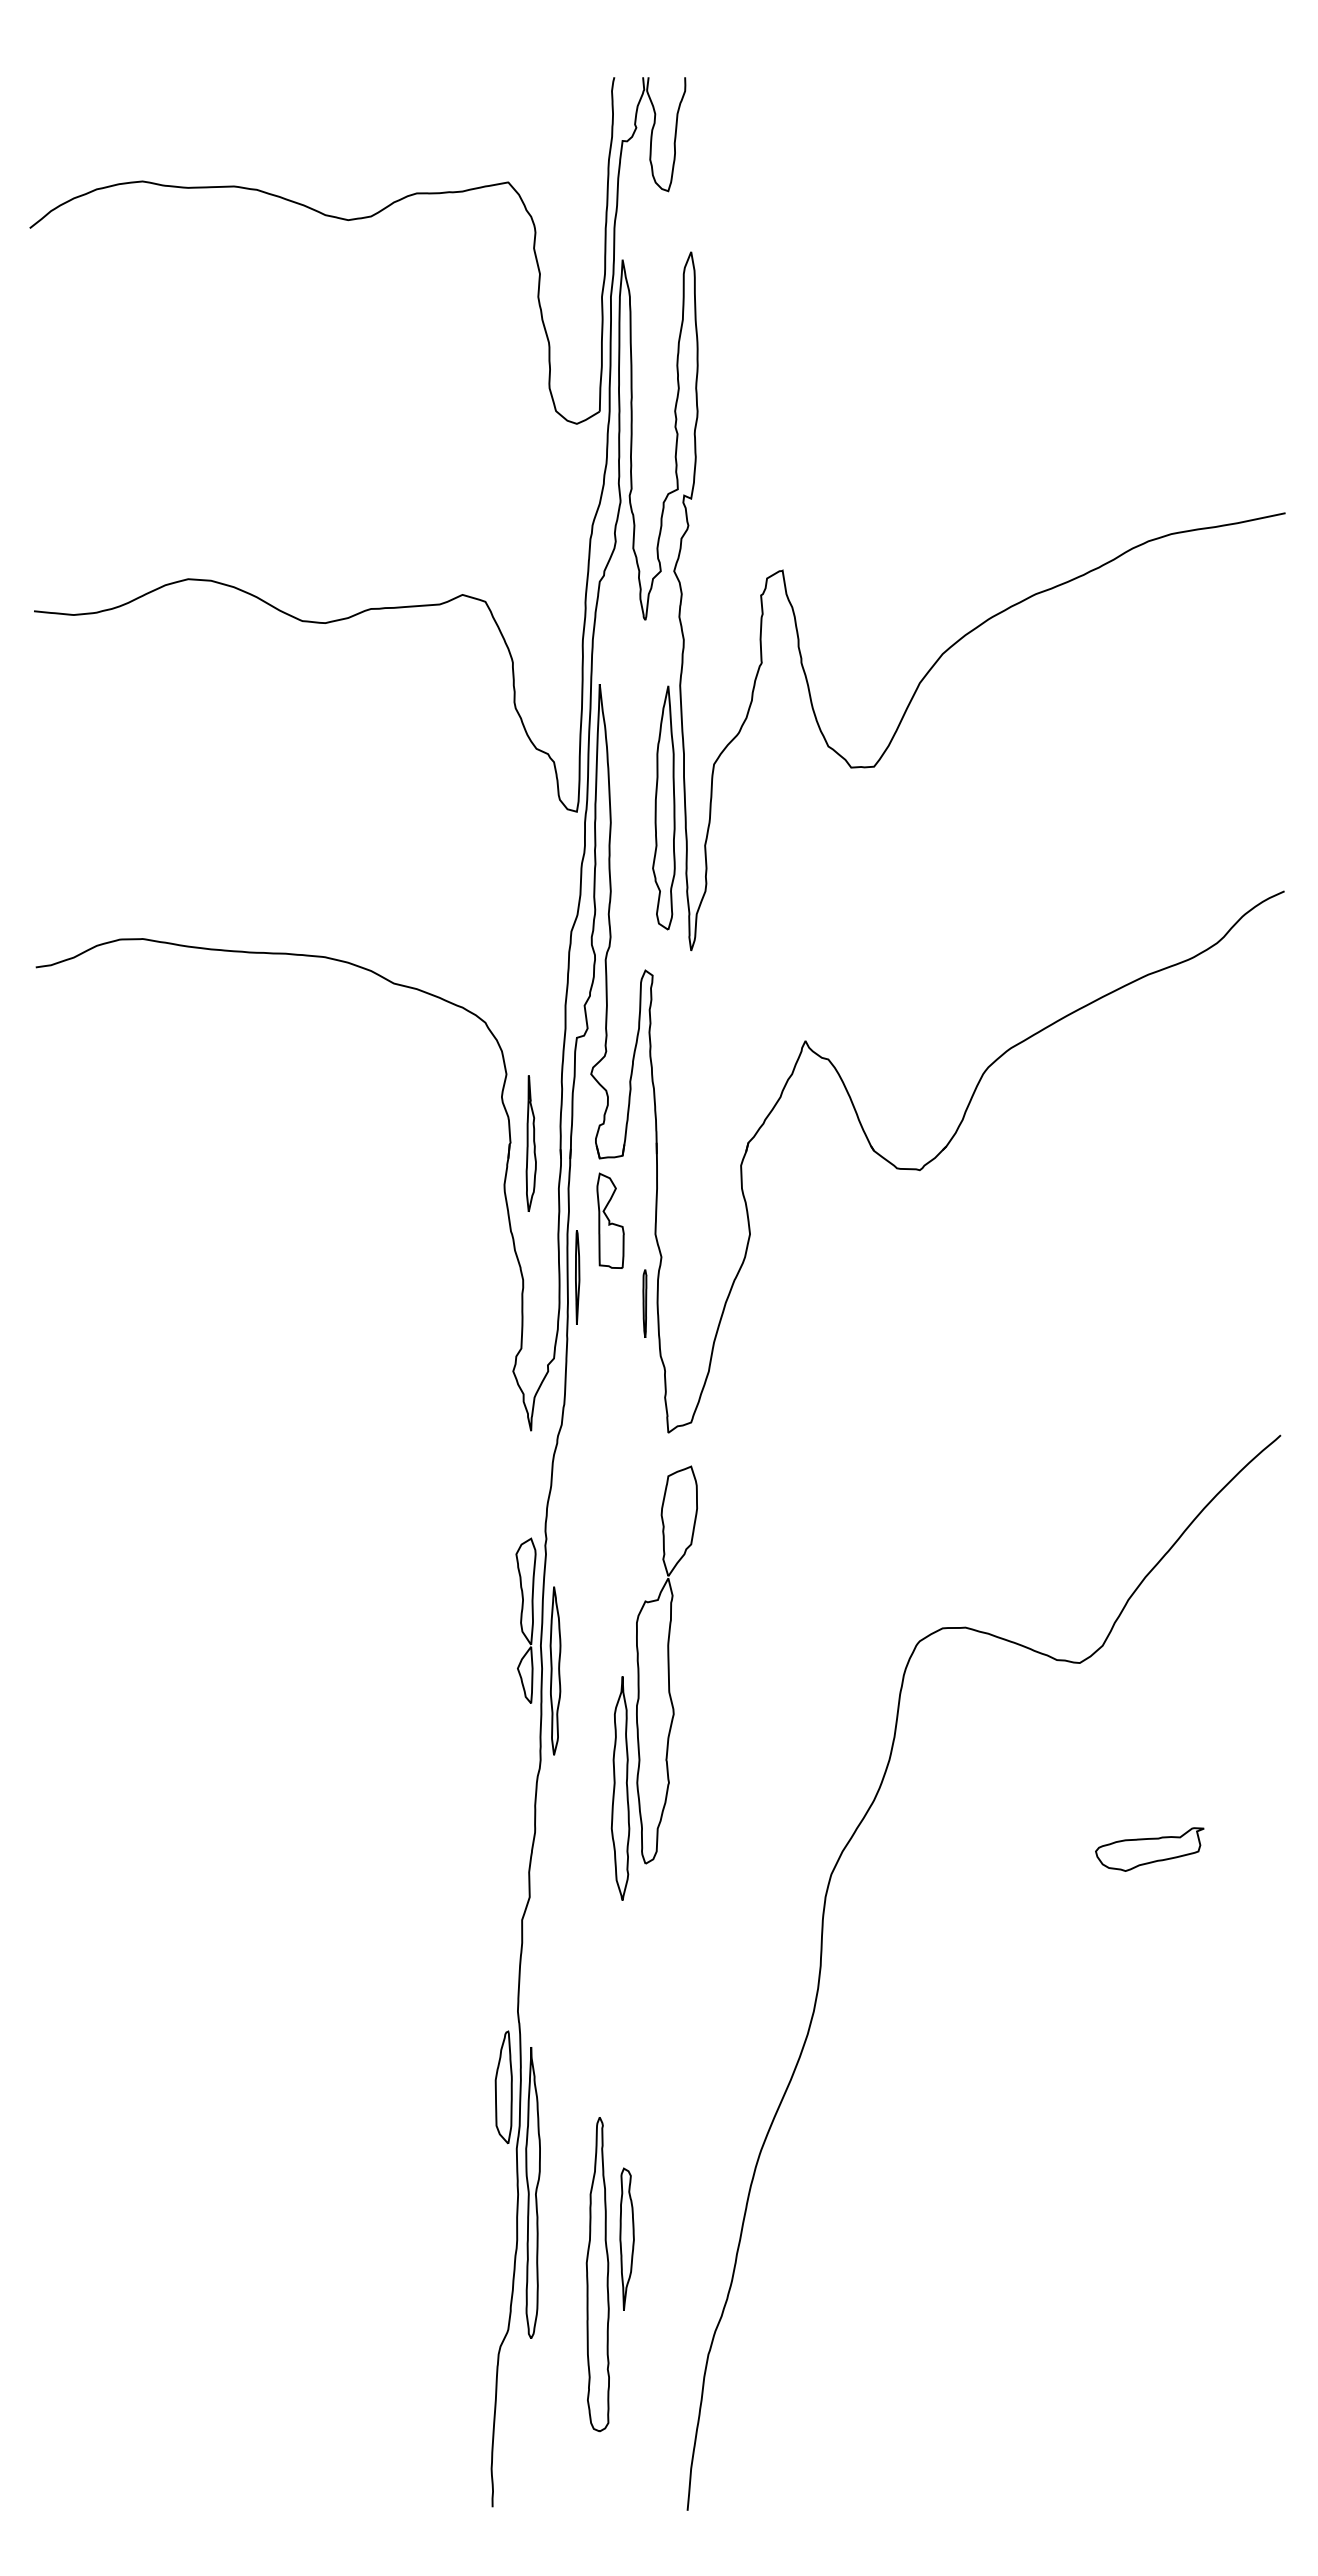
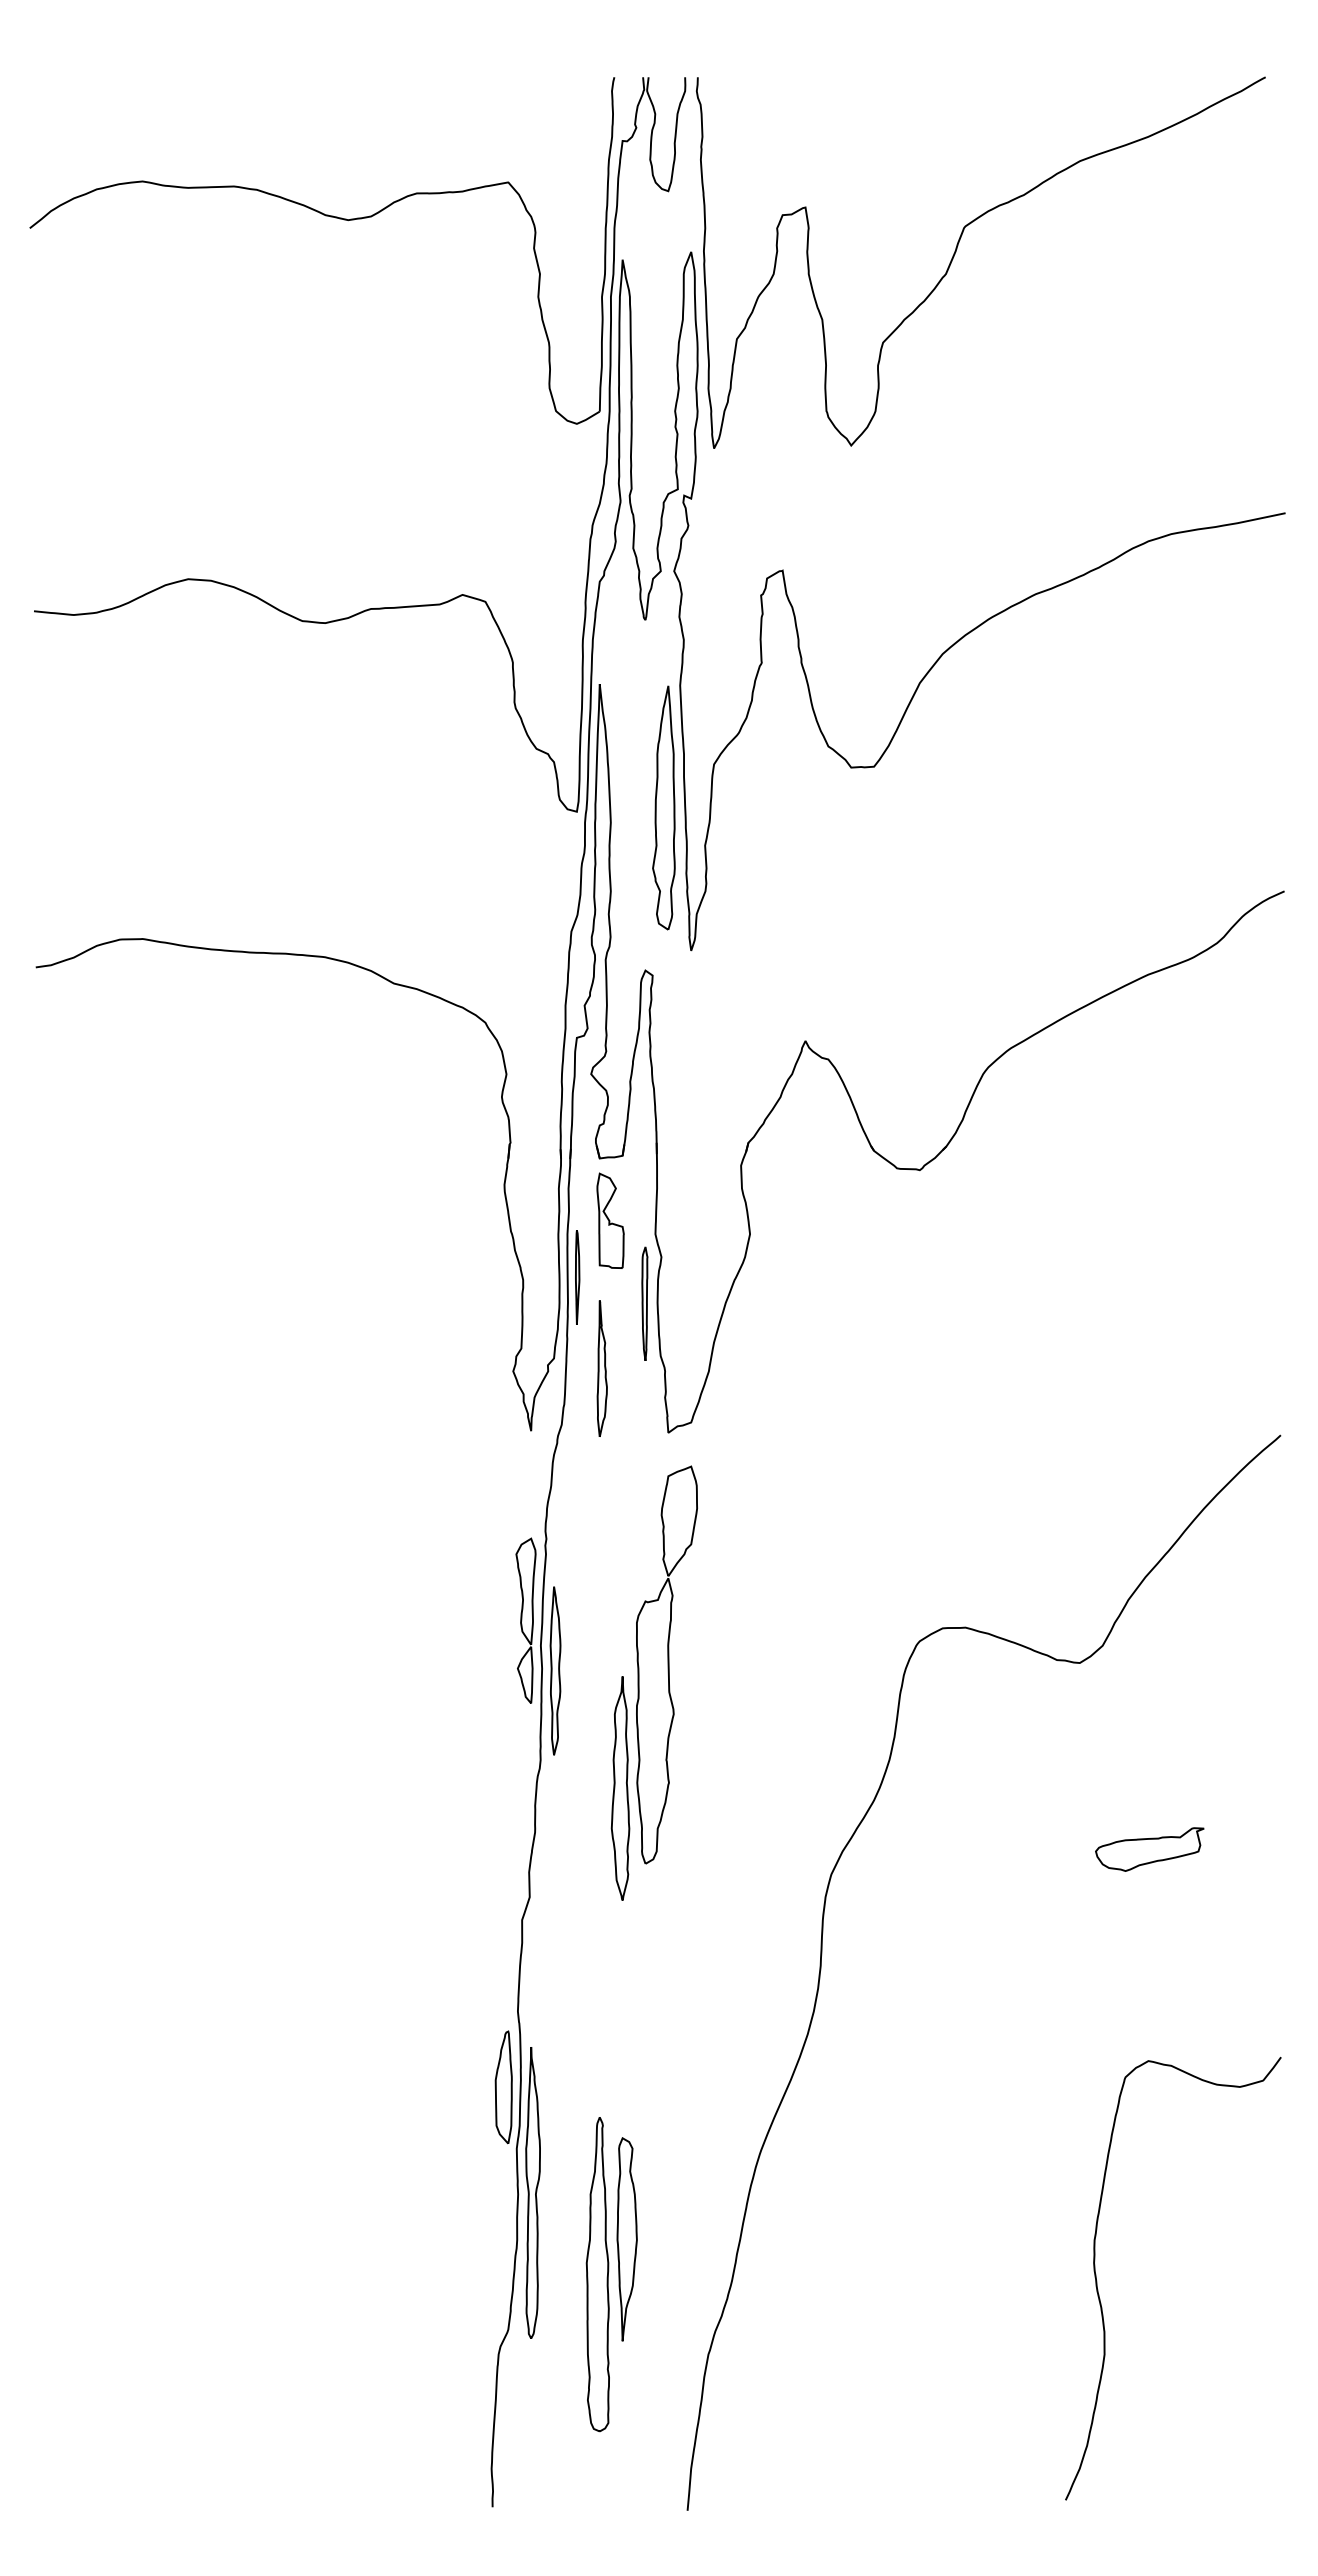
curve: none -> present (956, 252)
part position: (530, 1143) -> (601, 1368) (601, 1368)
part size: 6x69 px -> 8x115 px (644, 1303)
part size: 16x144 px -> 22x205 px (626, 2239)
curve: none -> present (1100, 2298)
